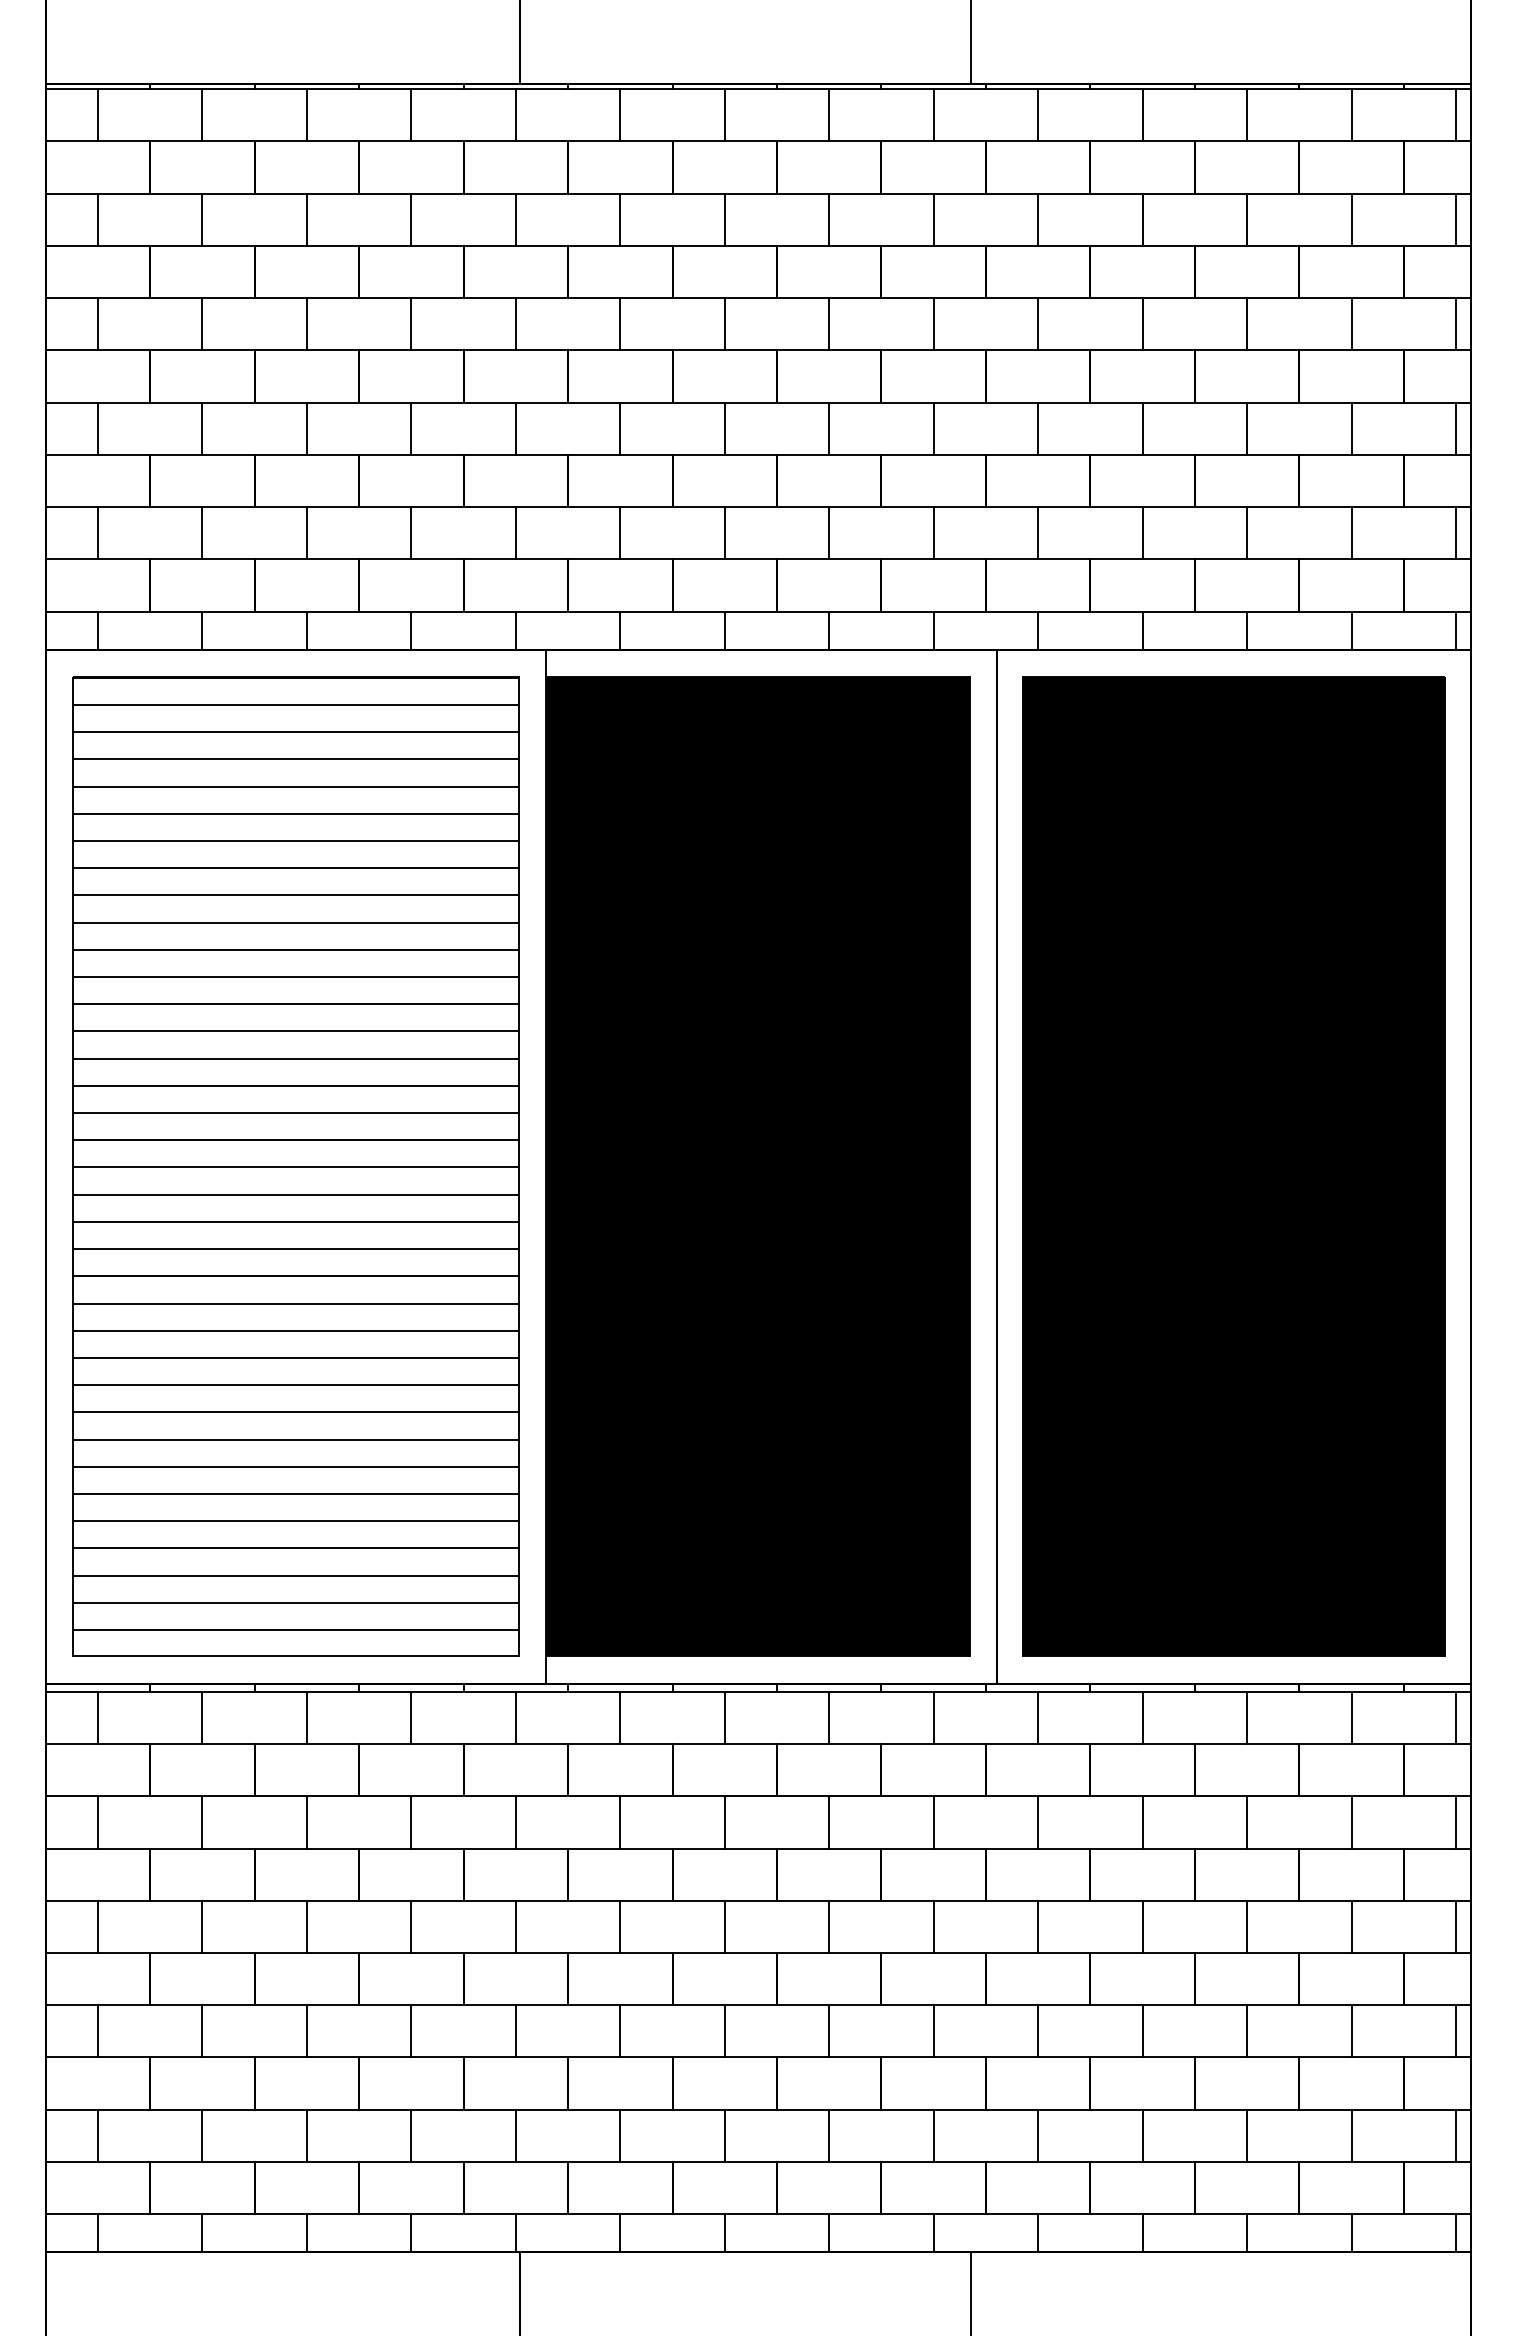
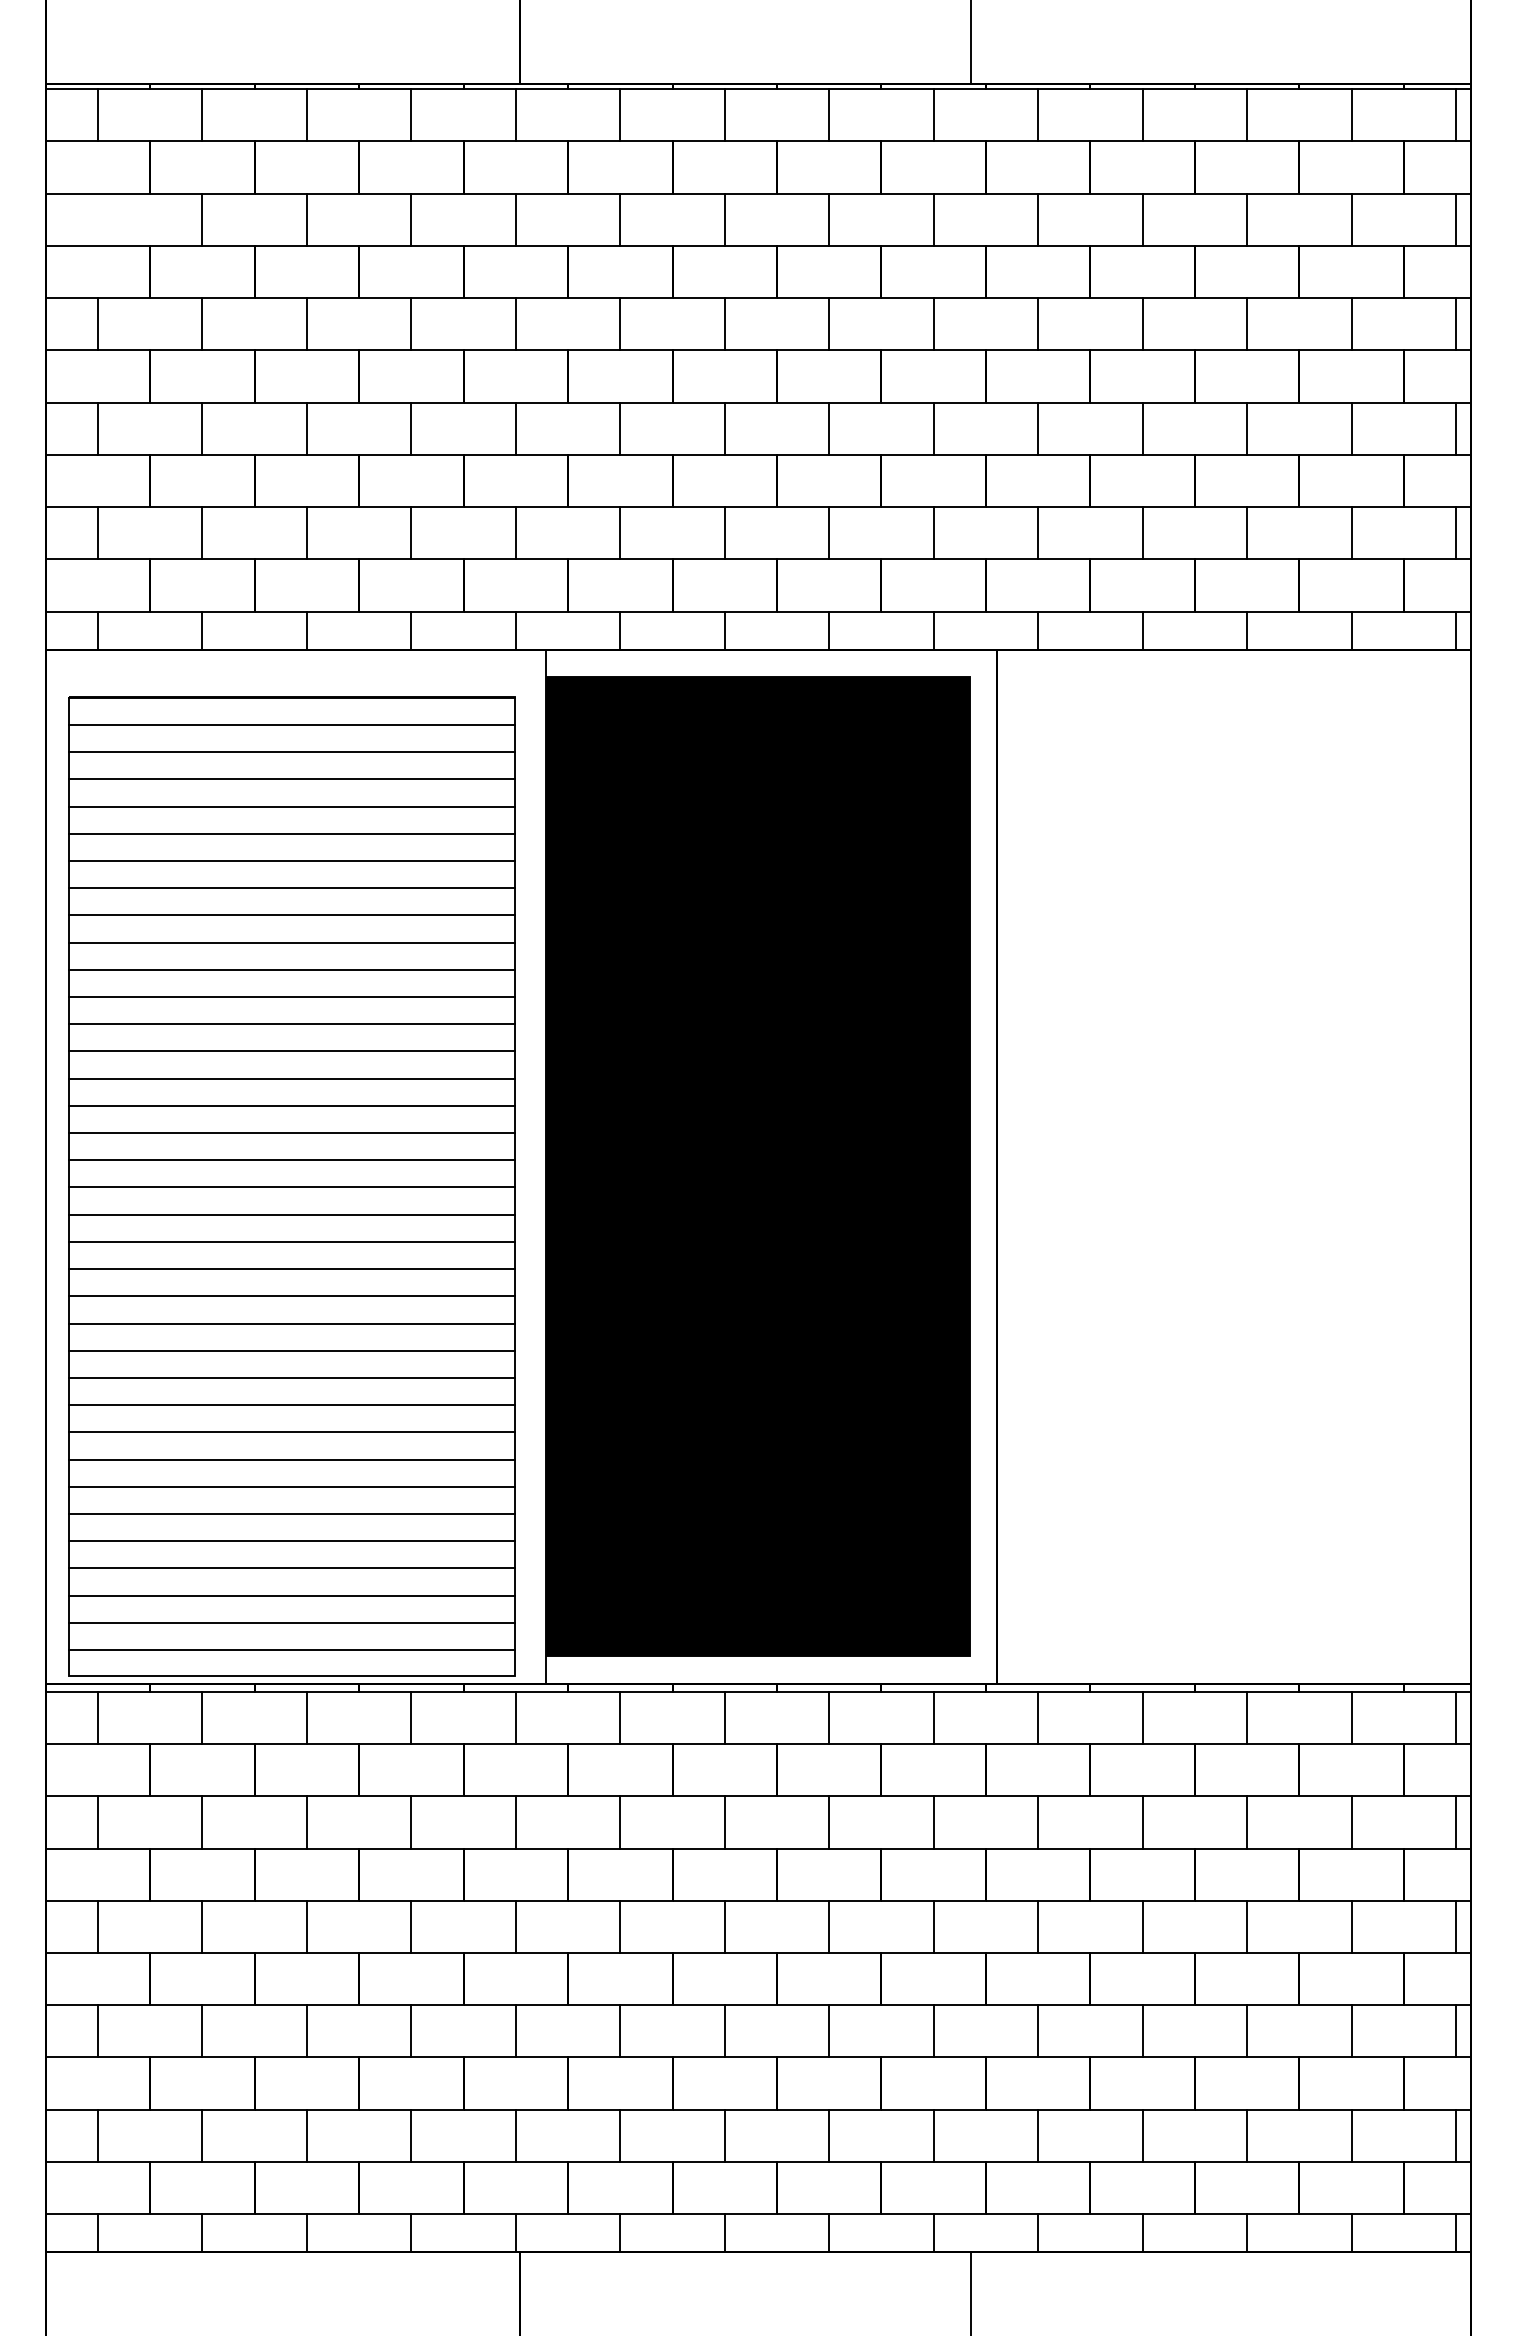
line: present -> none (97, 219)
part position: (295, 1166) -> (291, 1186) (291, 1186)
part: present -> none (1233, 1166)
